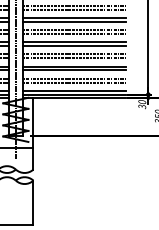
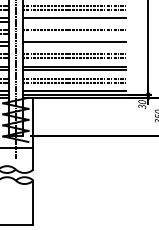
line: present -> none (74, 21)
line: present -> none (74, 34)
line: present -> none (74, 45)
